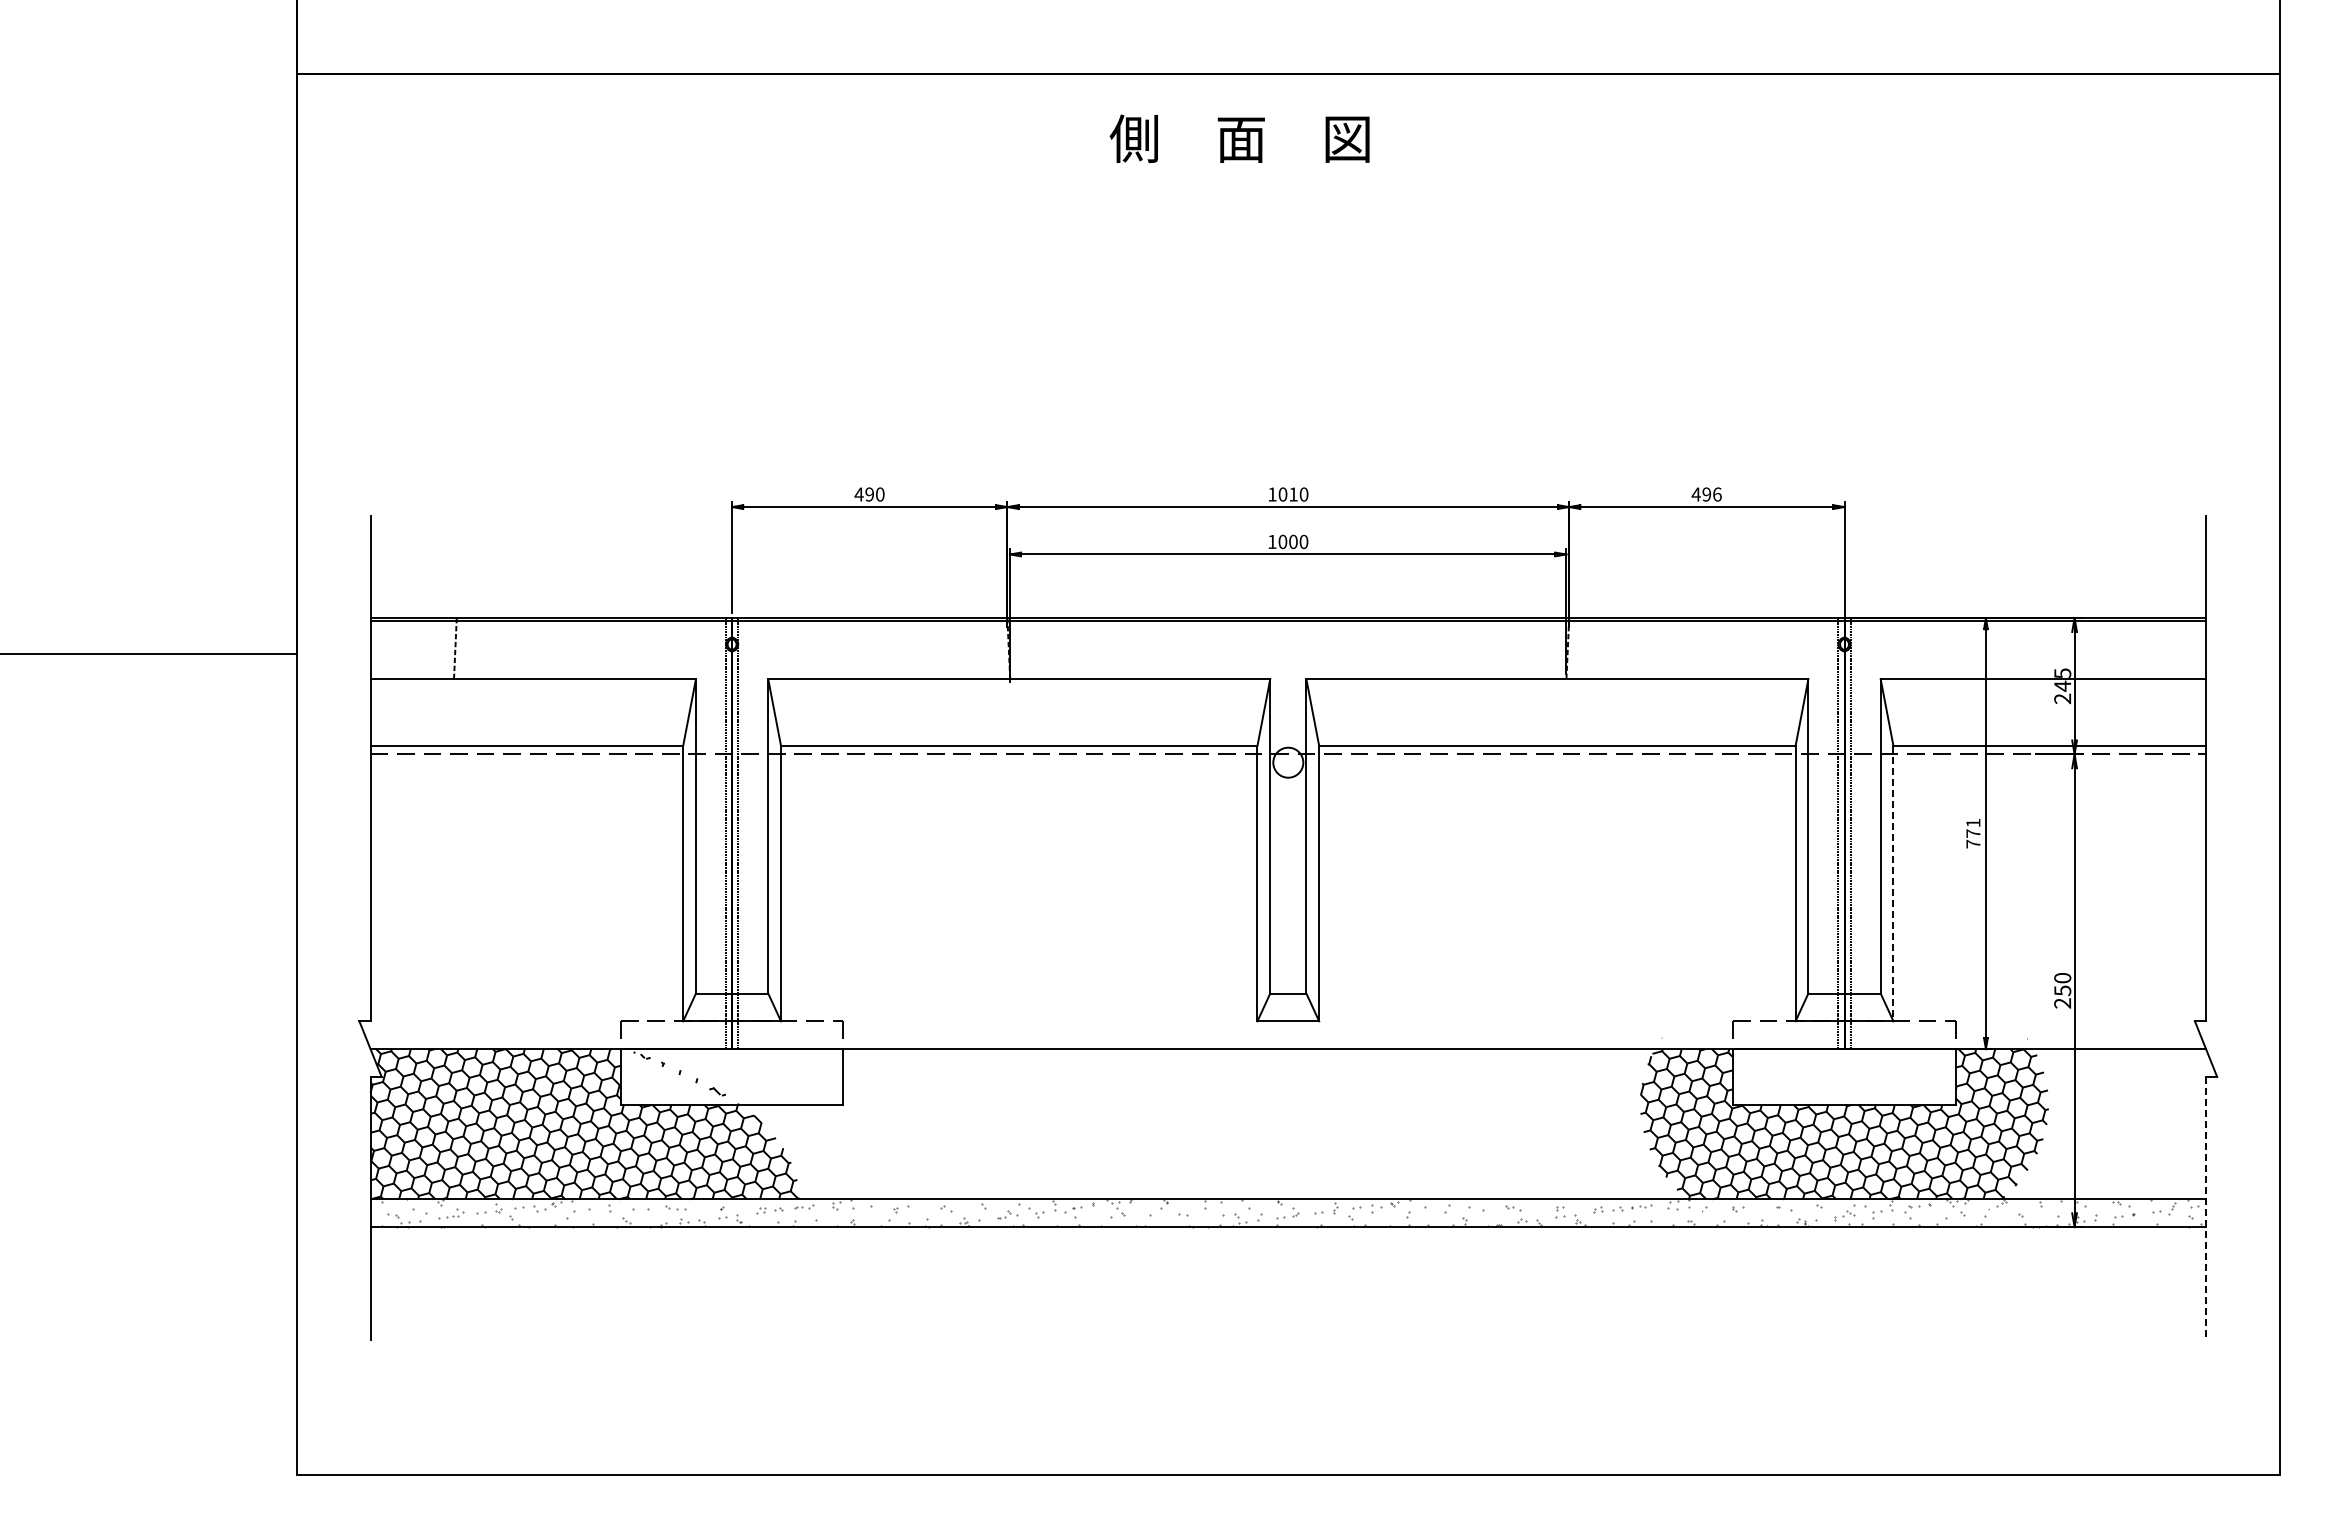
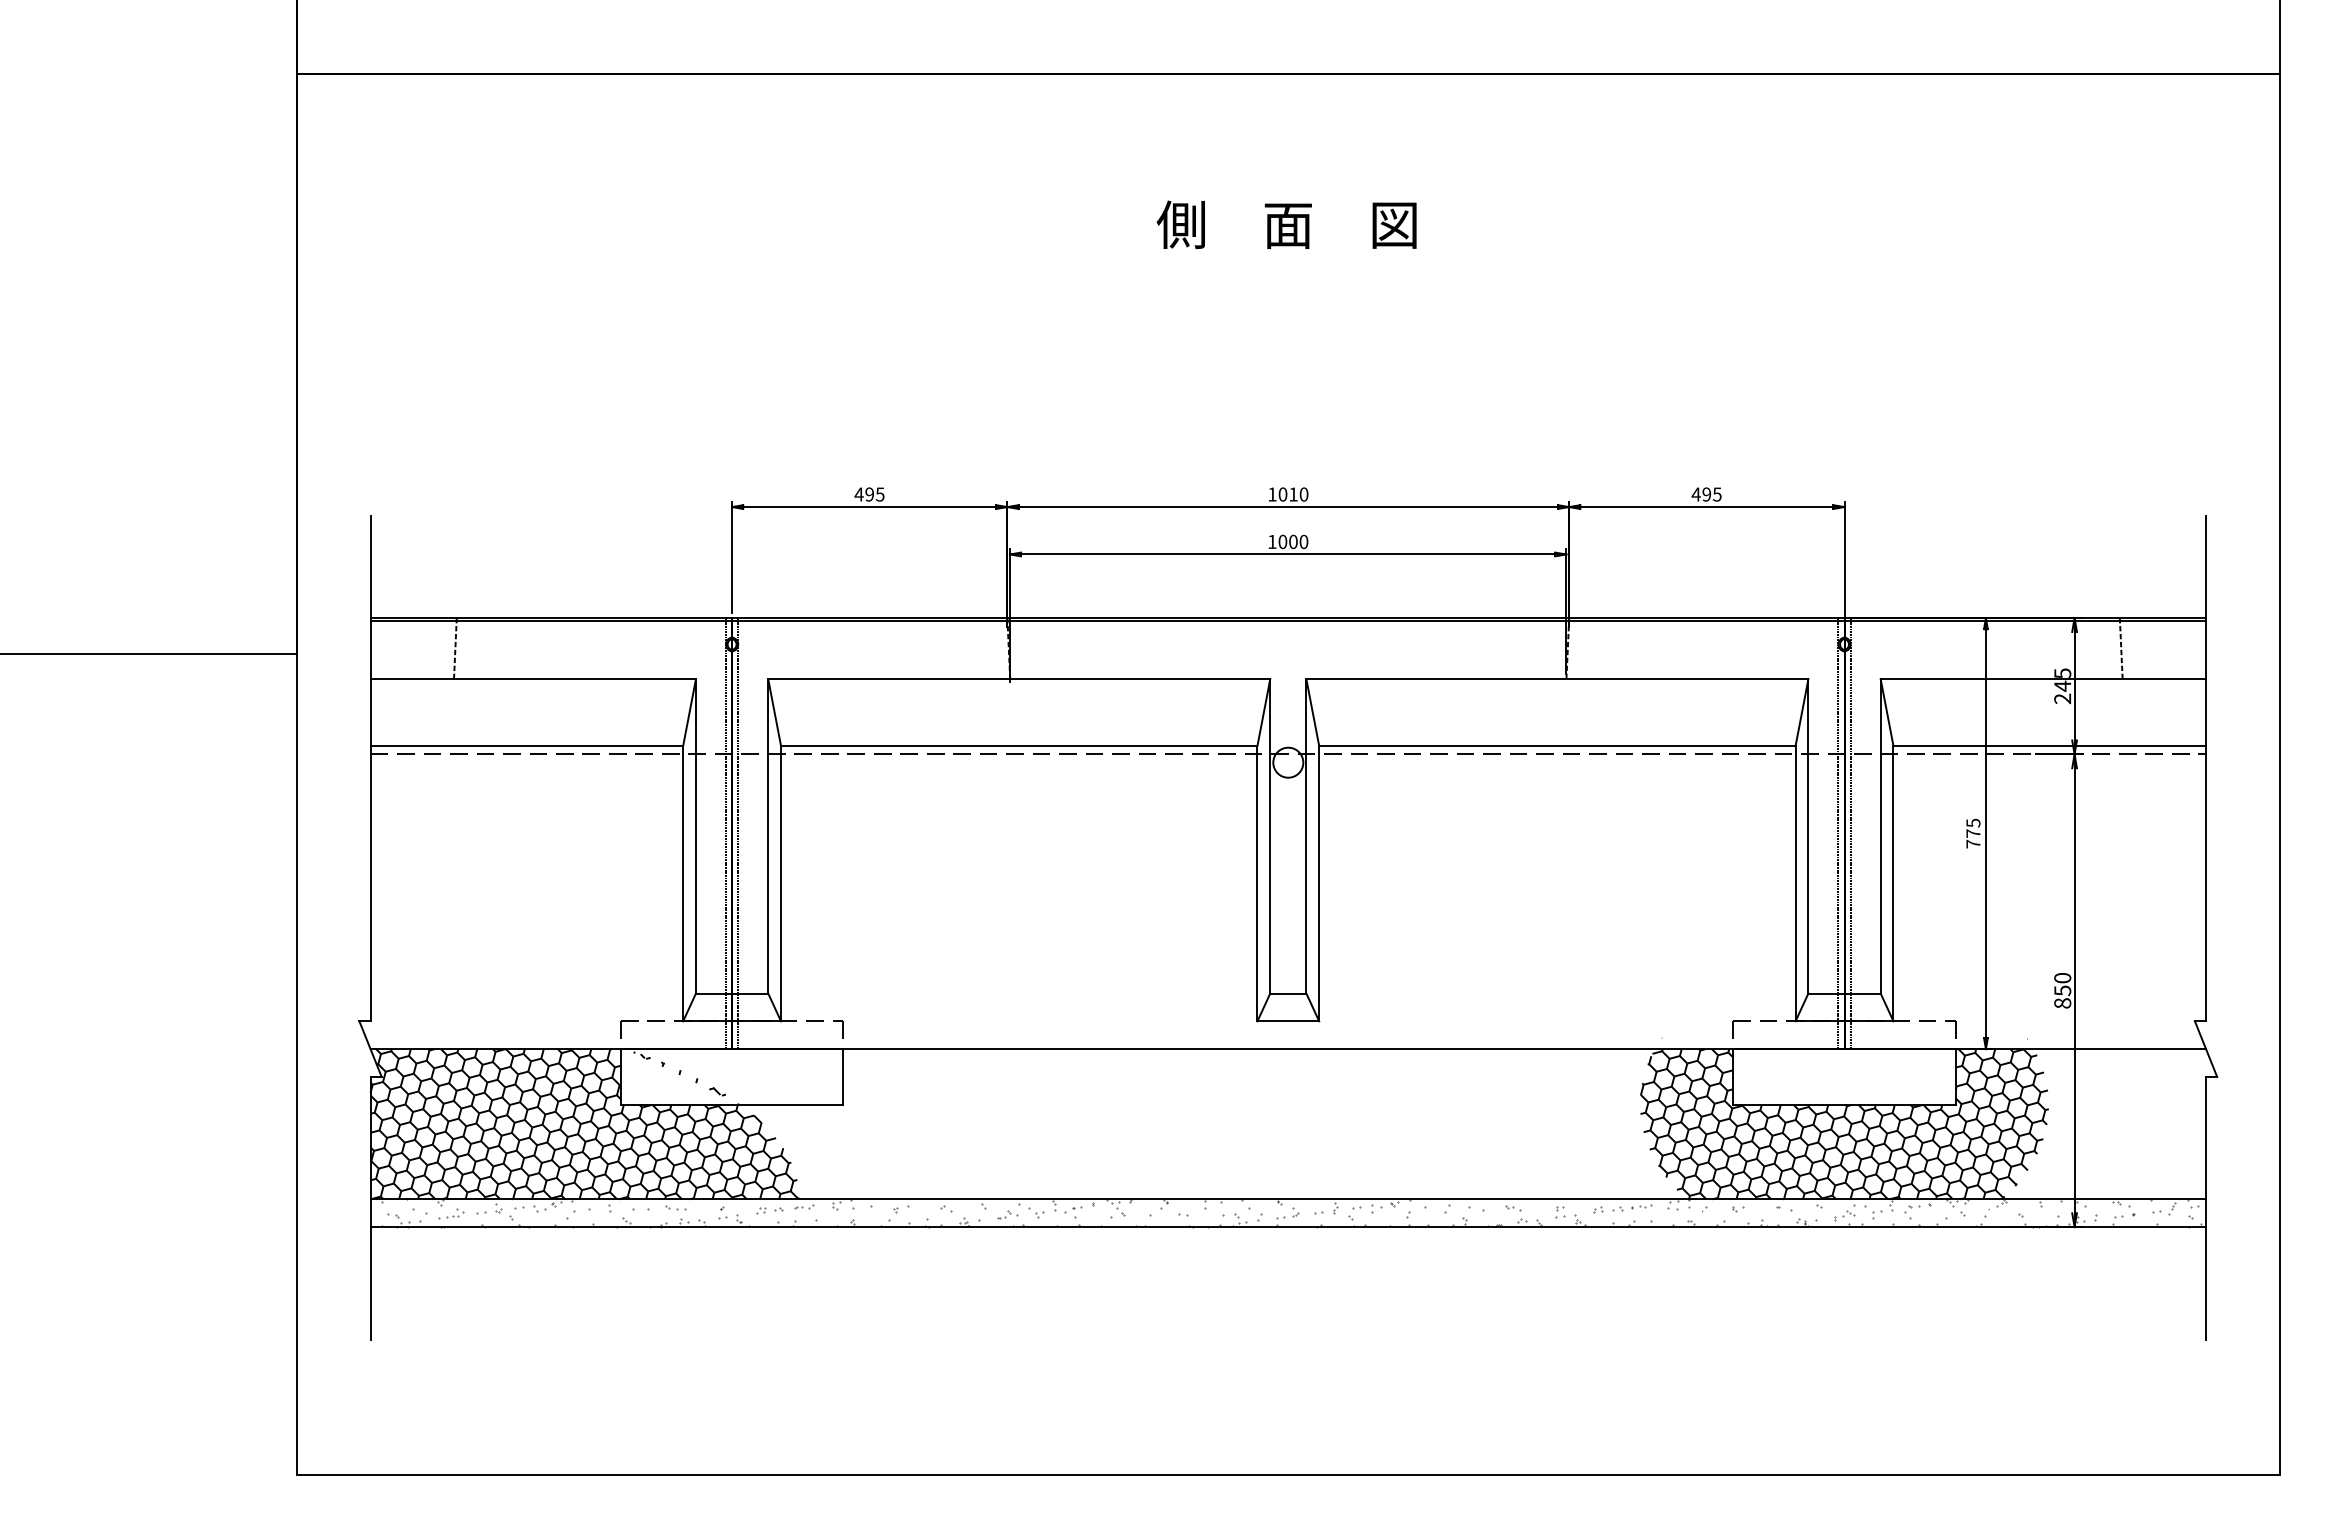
text position: (1239, 138) -> (1286, 224) (1286, 224)
text: 490 -> 495 (879, 494)
text: 496 -> 495 (1717, 494)
line: none -> present (2120, 648)
text: 771 -> 775 (1973, 822)
line: dashed -> solid (1893, 883)
text: 250 -> 850 (2062, 1003)
line: dashed -> solid (2206, 1208)
